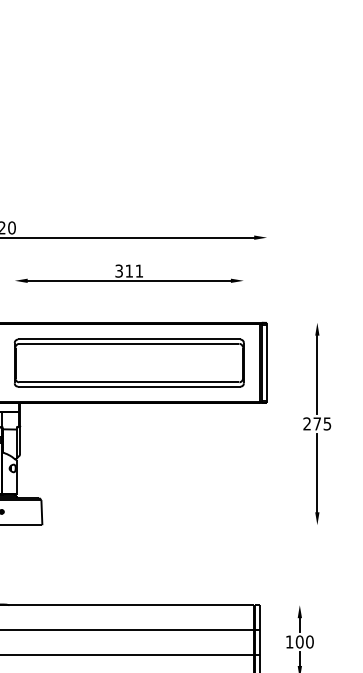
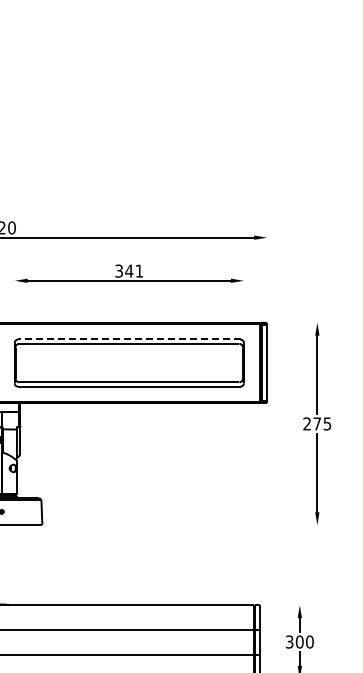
text: 311 -> 341 (129, 270)
line: solid -> dashed (128, 339)
text: 100 -> 300 (289, 641)
